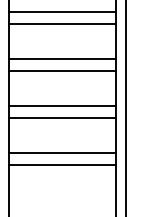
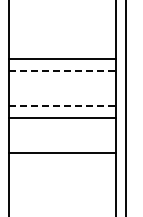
line: present -> none (62, 12)
line: present -> none (62, 24)
line: solid -> dashed (62, 71)
line: solid -> dashed (62, 106)
line: present -> none (62, 165)
